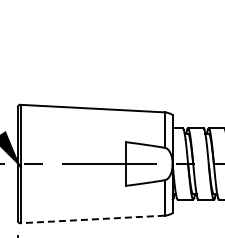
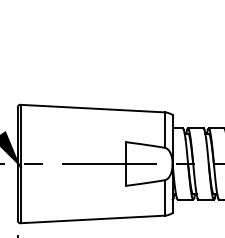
line: dashed -> solid (92, 219)
